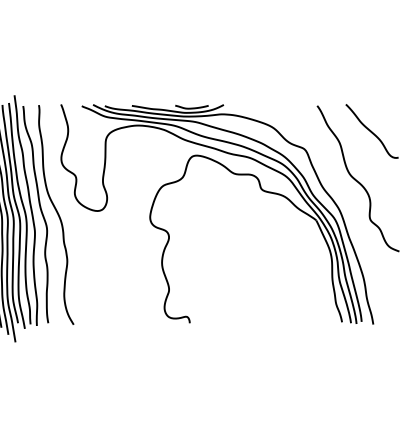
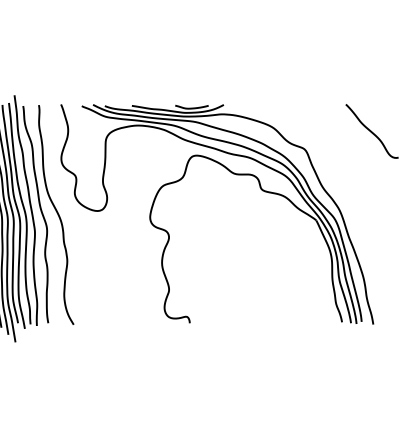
curve: present -> none (356, 179)
